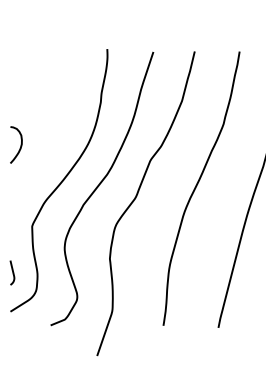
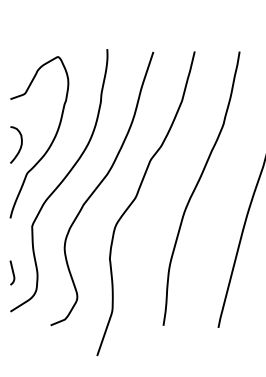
curve: none -> present (50, 143)
